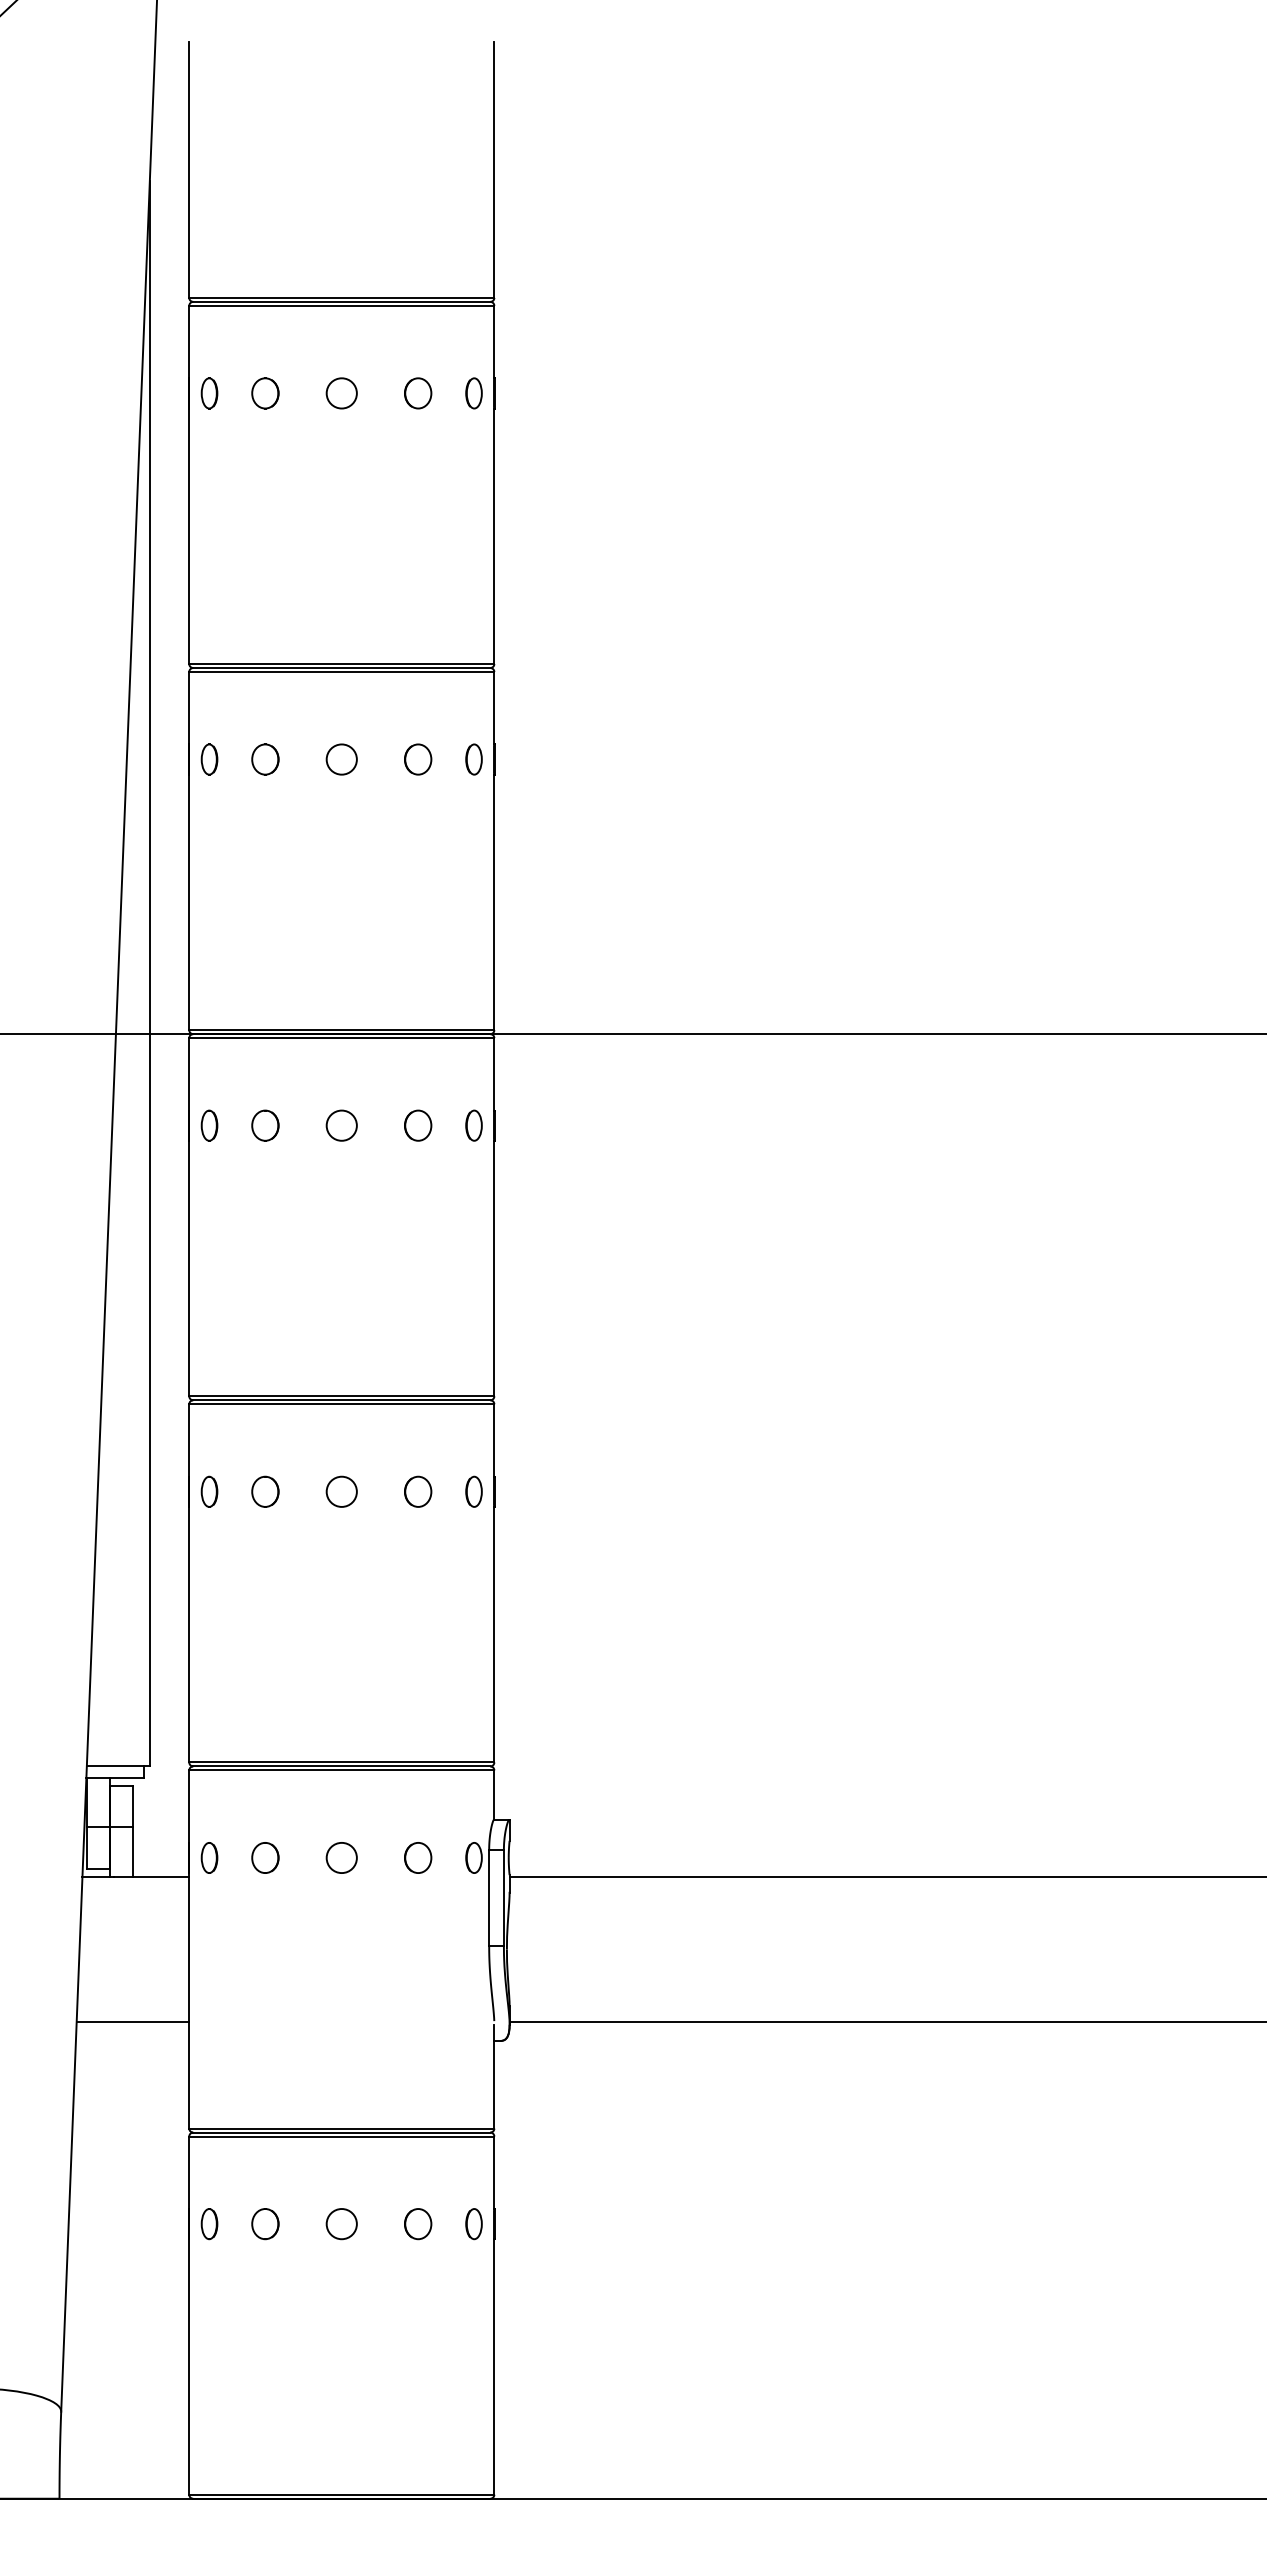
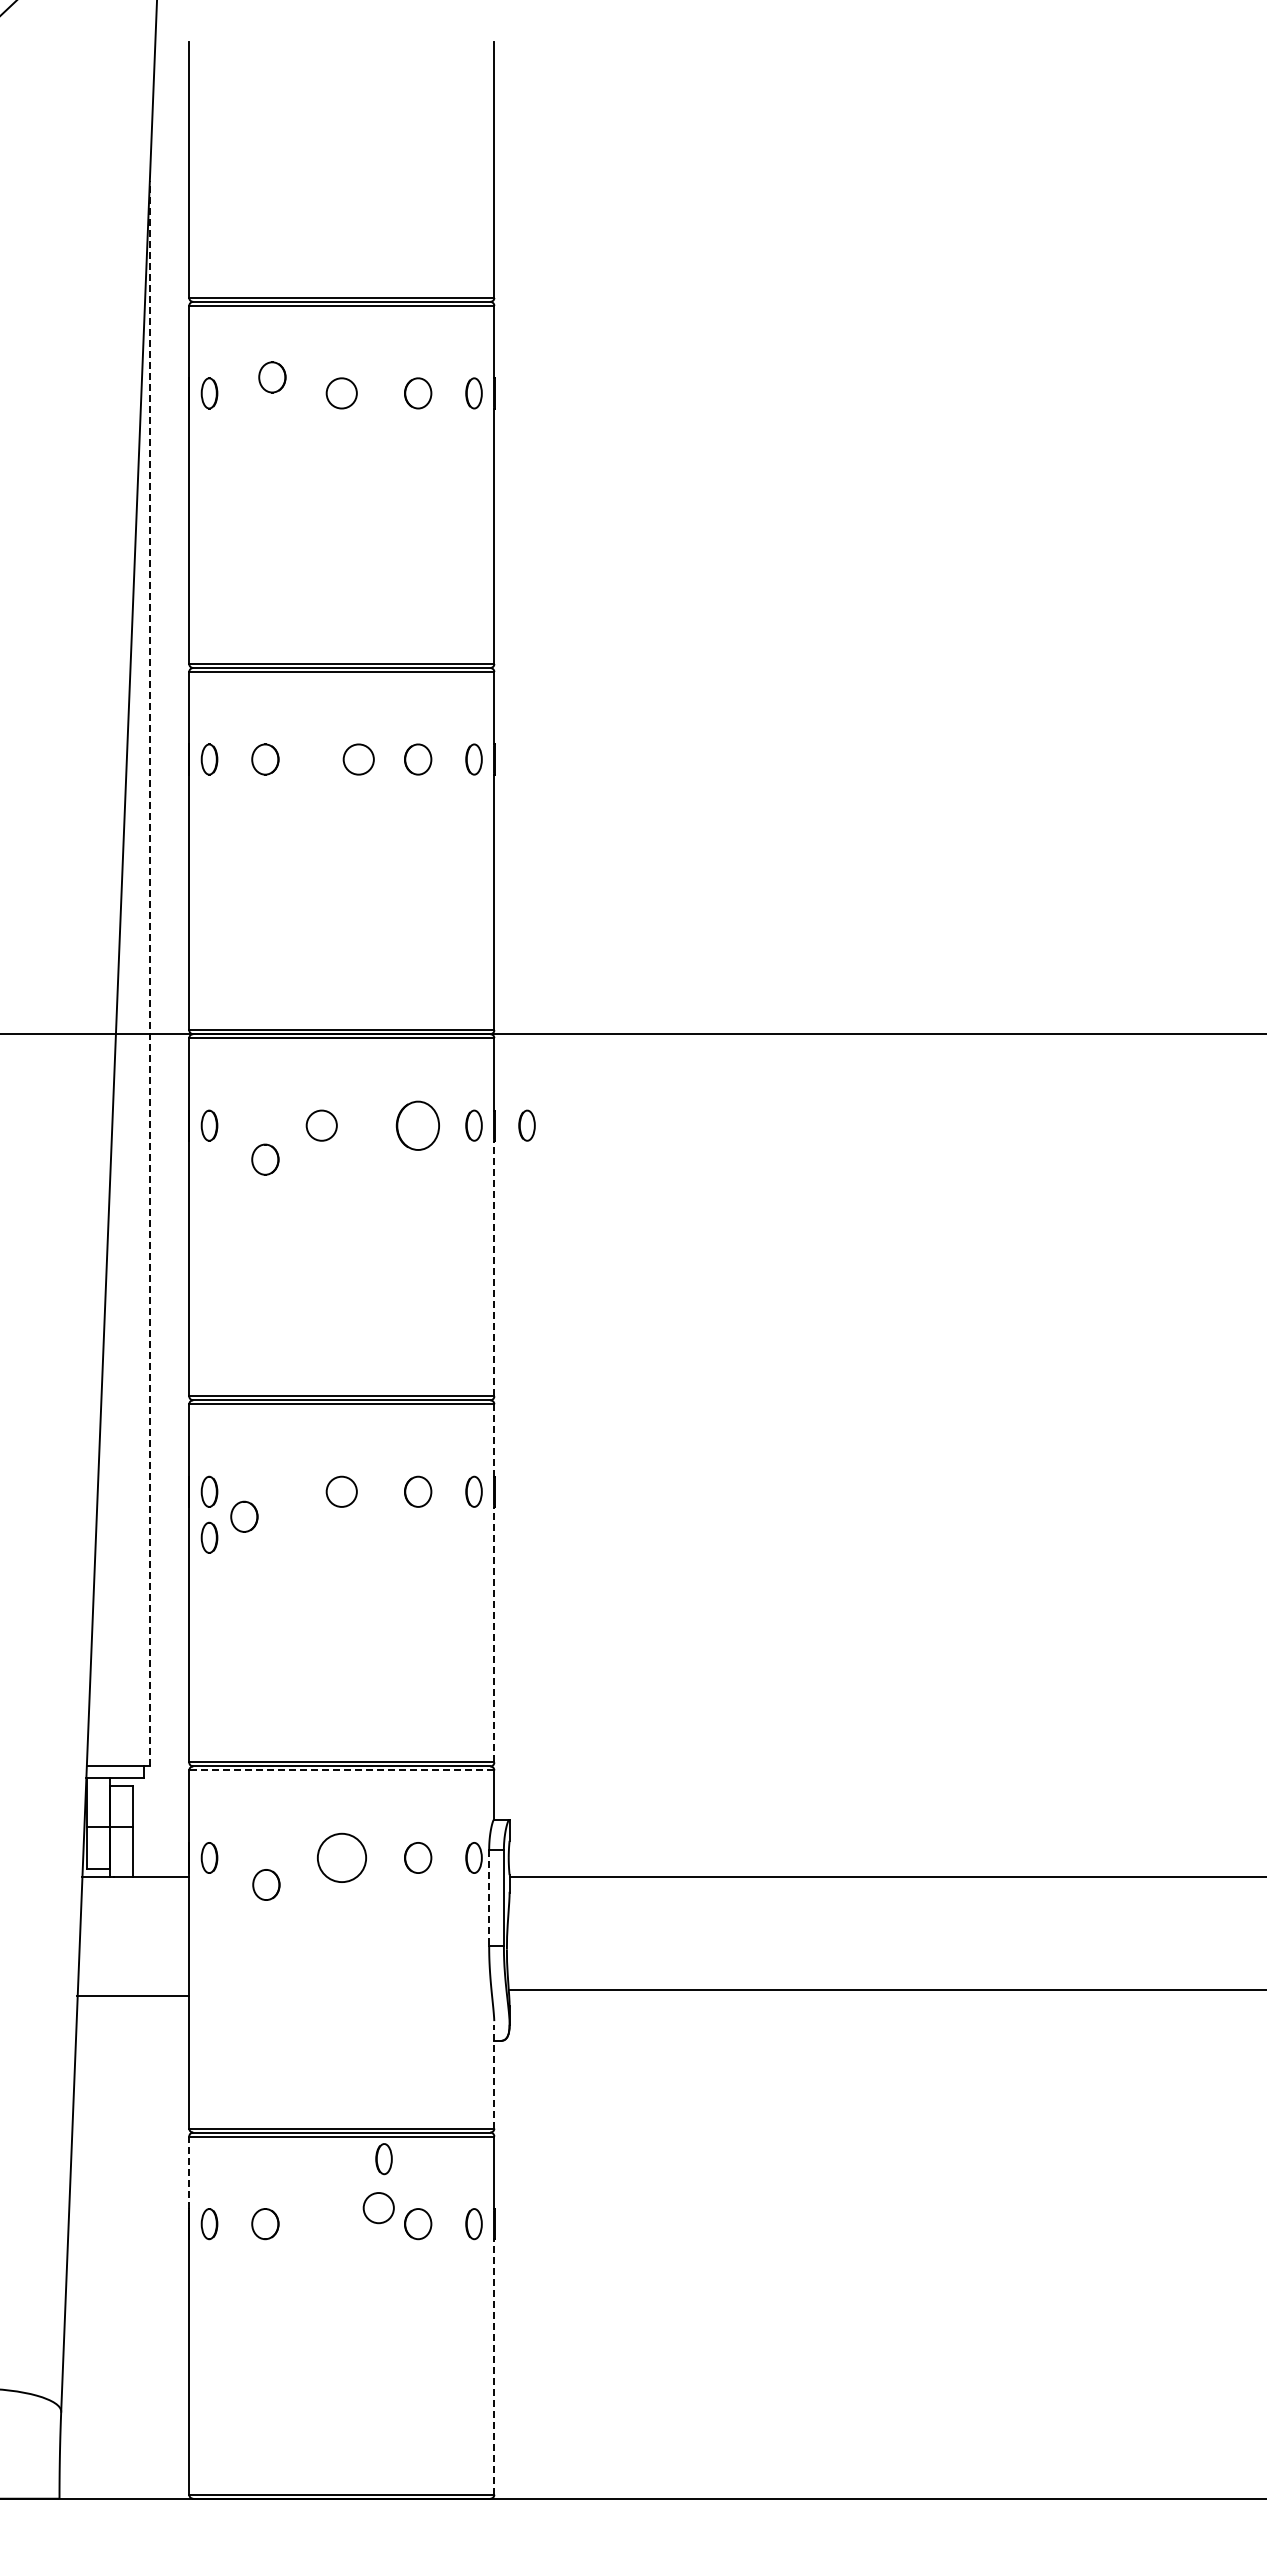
part position: (265, 393) -> (272, 377) (272, 377)
circle position: (341, 759) -> (358, 759) (358, 759)
line: solid -> dashed (149, 973)
part position: (265, 1125) -> (265, 1159) (265, 1159)
circle position: (341, 1125) -> (321, 1125) (321, 1125)
part size: 29x33 px -> 45x51 px (417, 1125)
part: none -> present (526, 1125)
line: solid -> dashed (494, 1268)
line: solid -> dashed (494, 1440)
part position: (265, 1491) -> (244, 1516) (244, 1516)
part: none -> present (209, 1537)
line: solid -> dashed (494, 1634)
line: solid -> dashed (341, 1770)
part position: (265, 1857) -> (266, 1884) (266, 1884)
circle size: 33x32 px -> 50x51 px (341, 1857)
line: solid -> dashed (489, 1898)
line position: (132, 2021) -> (132, 1995) (132, 1995)
line position: (886, 2021) -> (886, 1989) (886, 1989)
line: solid -> dashed (494, 2076)
part: none -> present (383, 2159)
line: solid -> dashed (189, 2172)
circle position: (341, 2224) -> (378, 2208) (378, 2208)
line: solid -> dashed (494, 2366)
